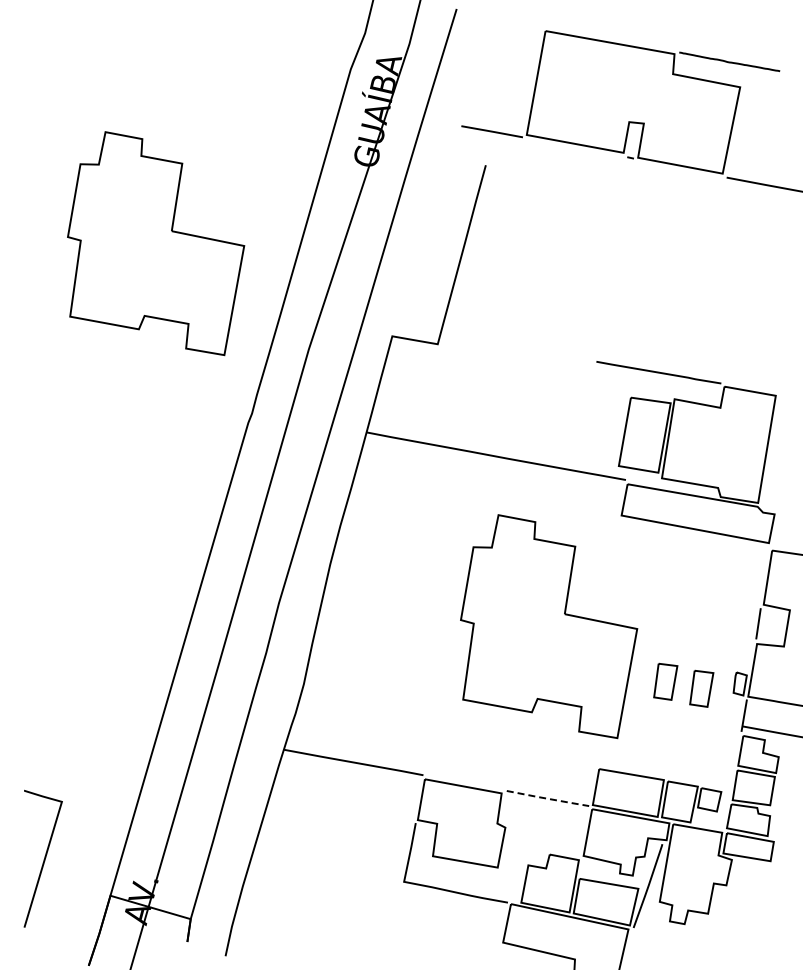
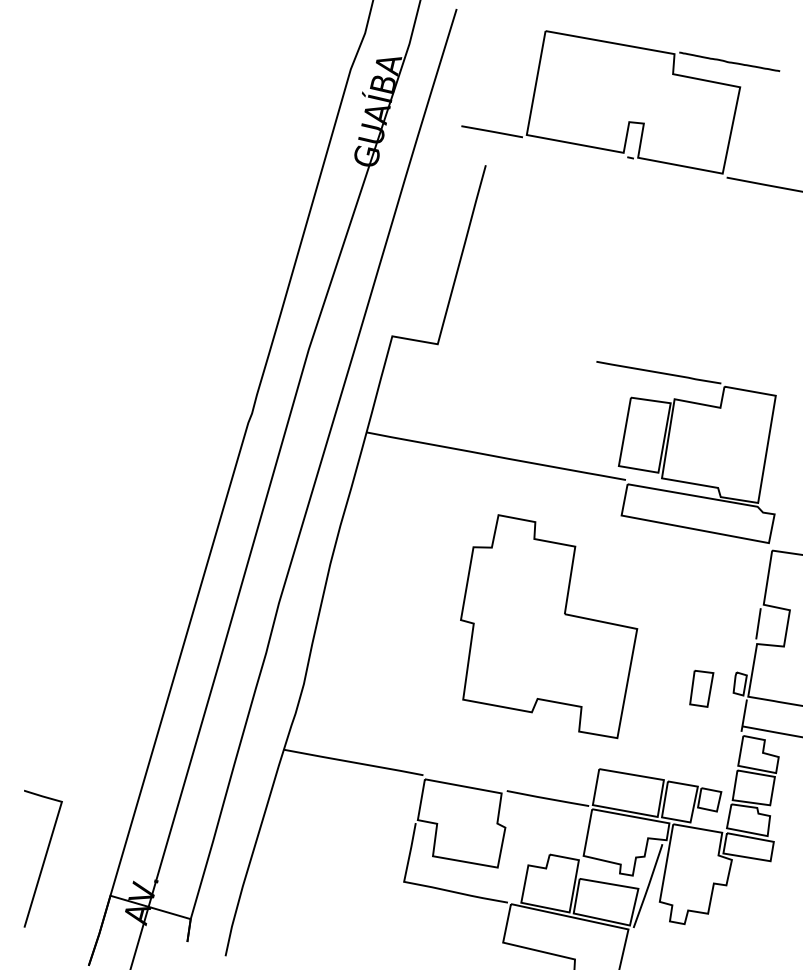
part: present -> none (156, 243)
part: present -> none (665, 681)
line: dashed -> solid (548, 798)
